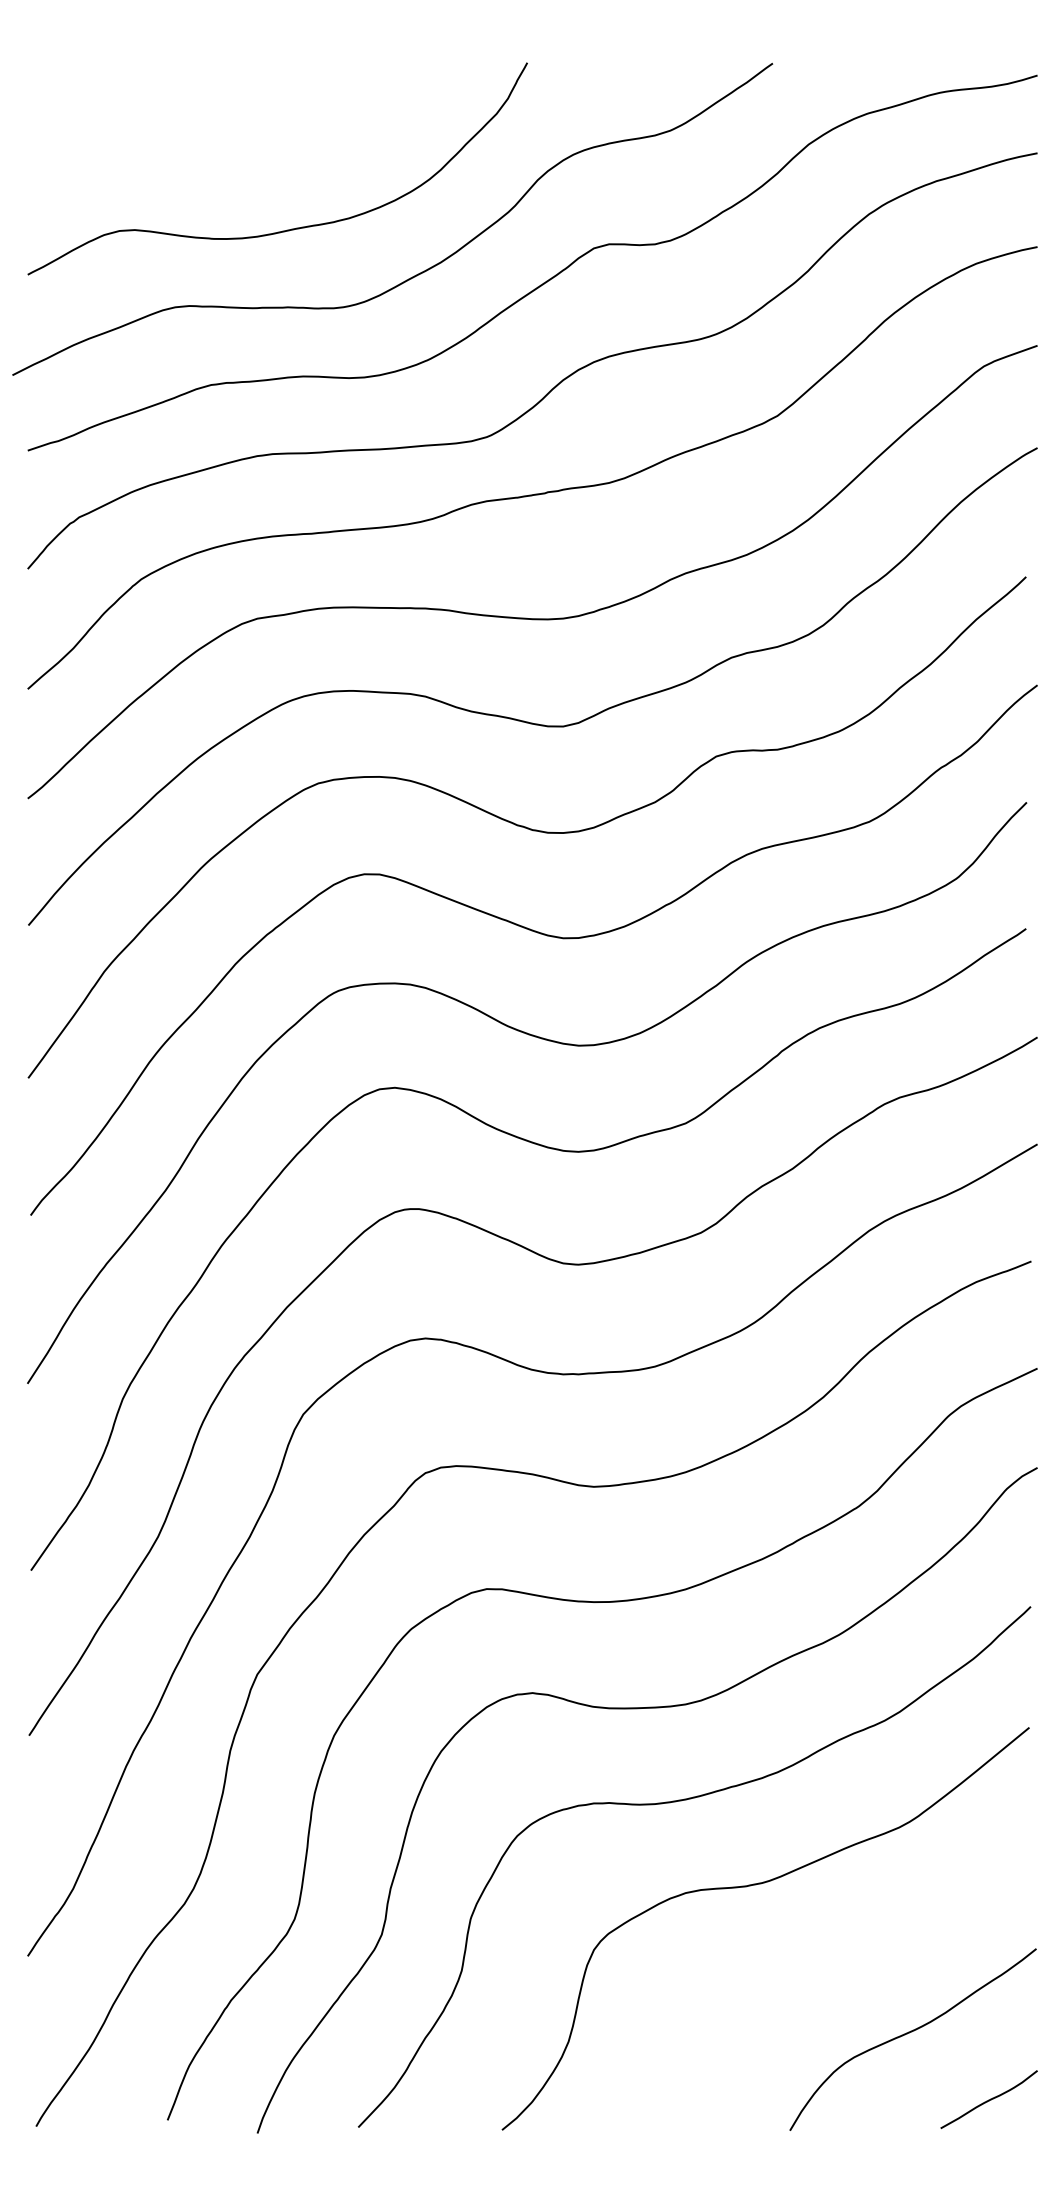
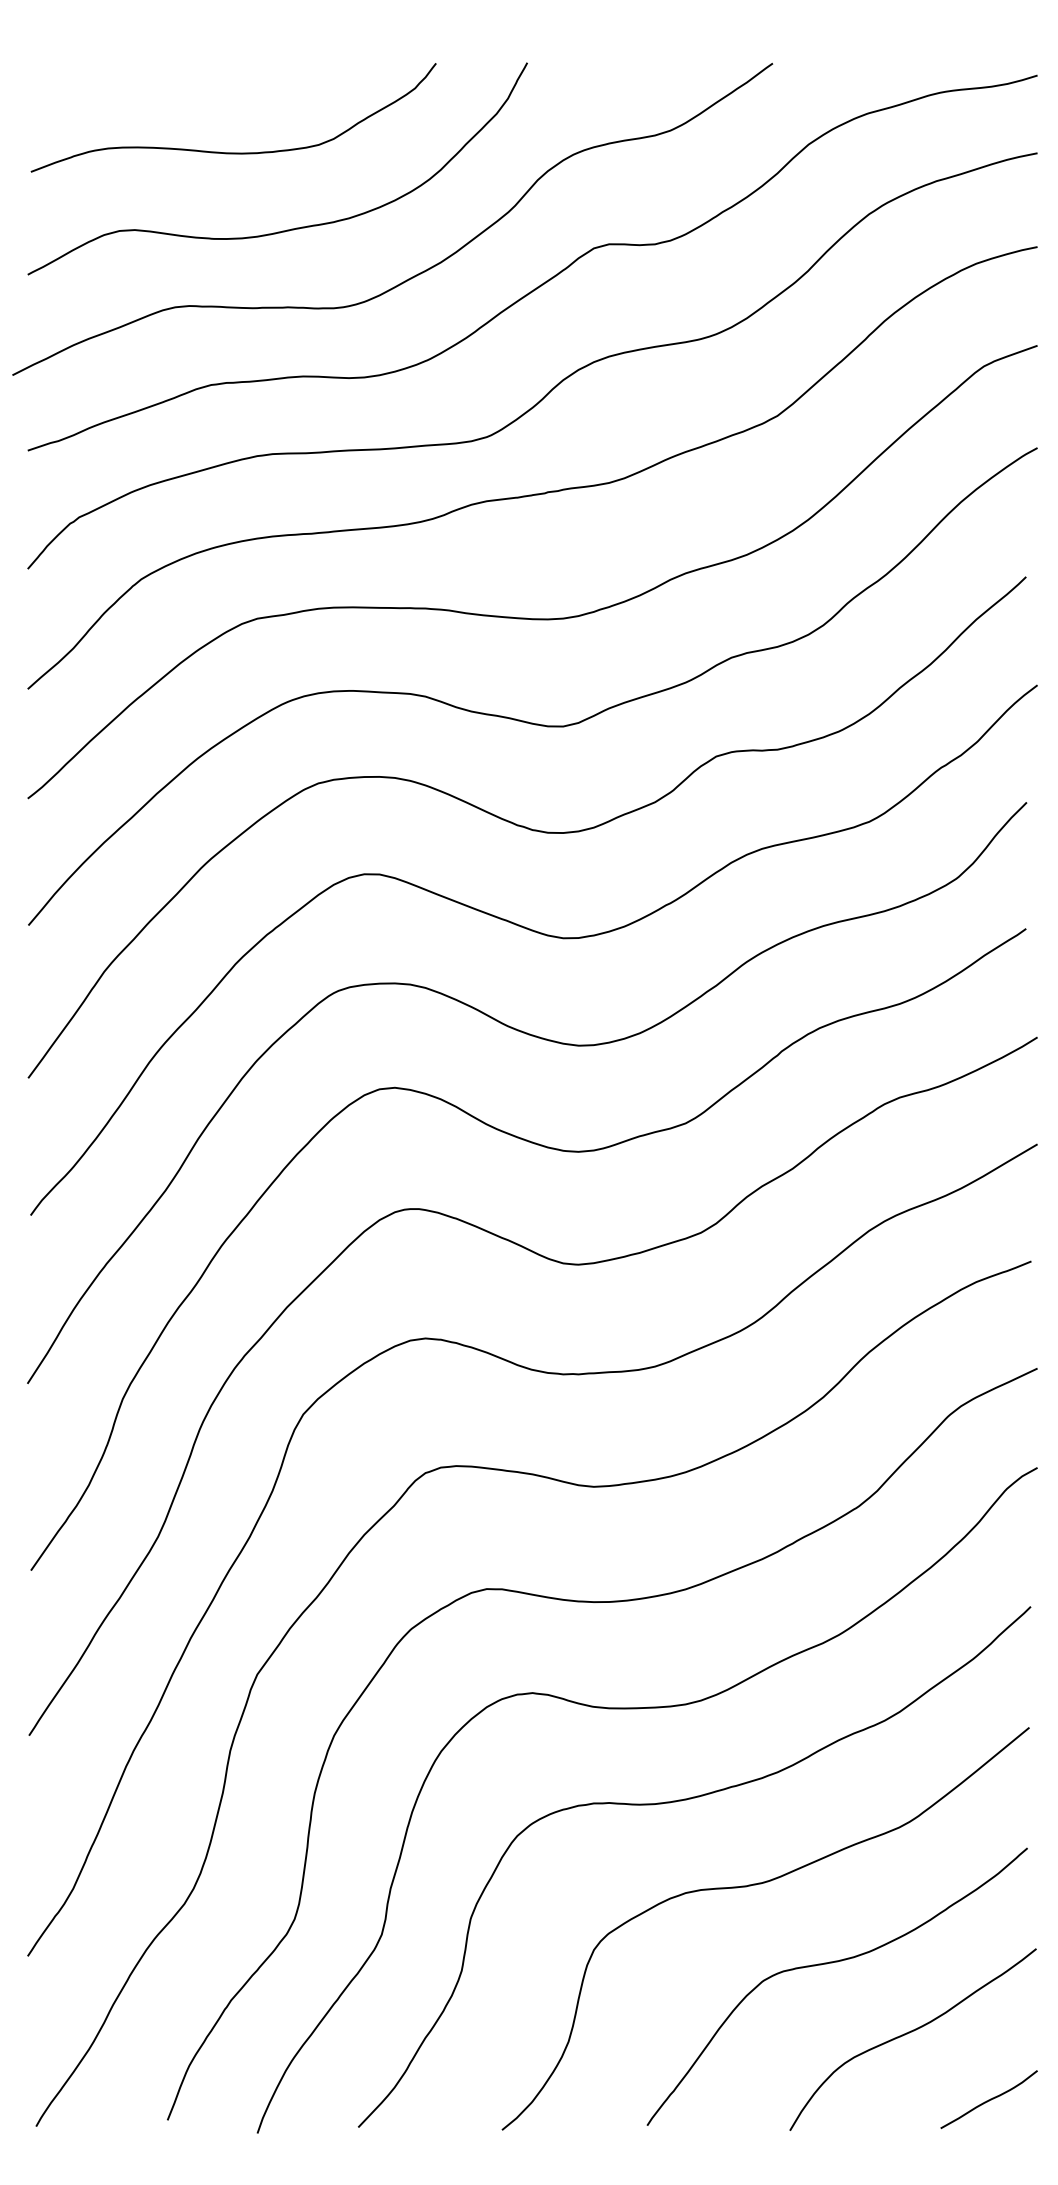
curve: none -> present (233, 152)
curve: none -> present (832, 1963)
